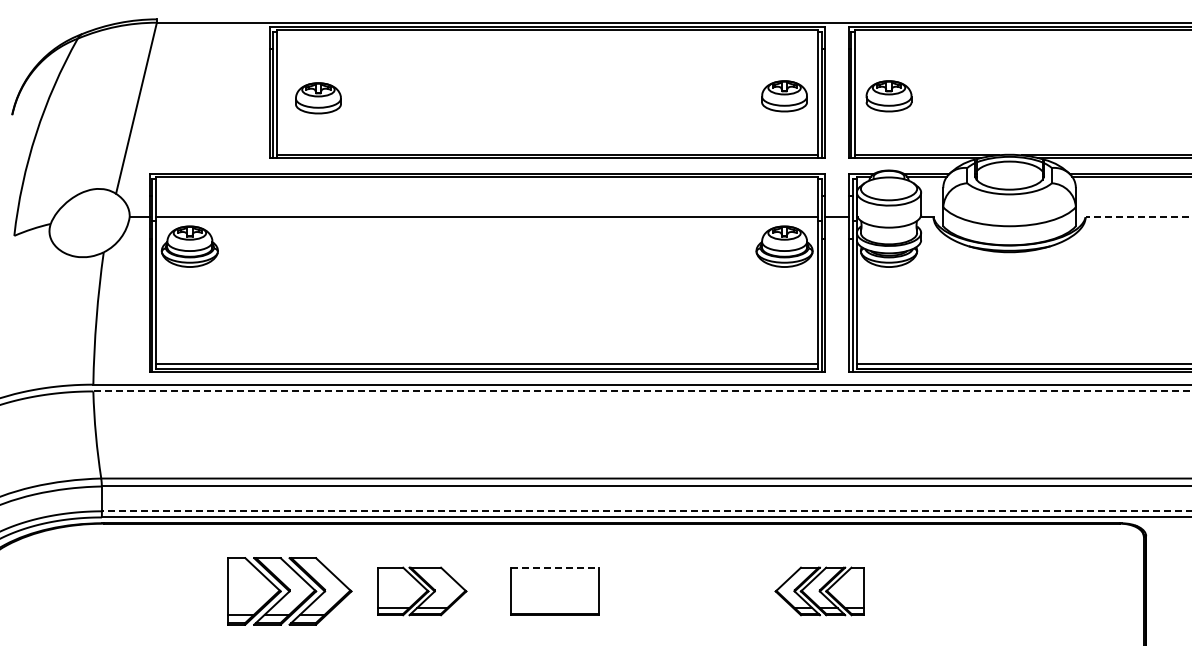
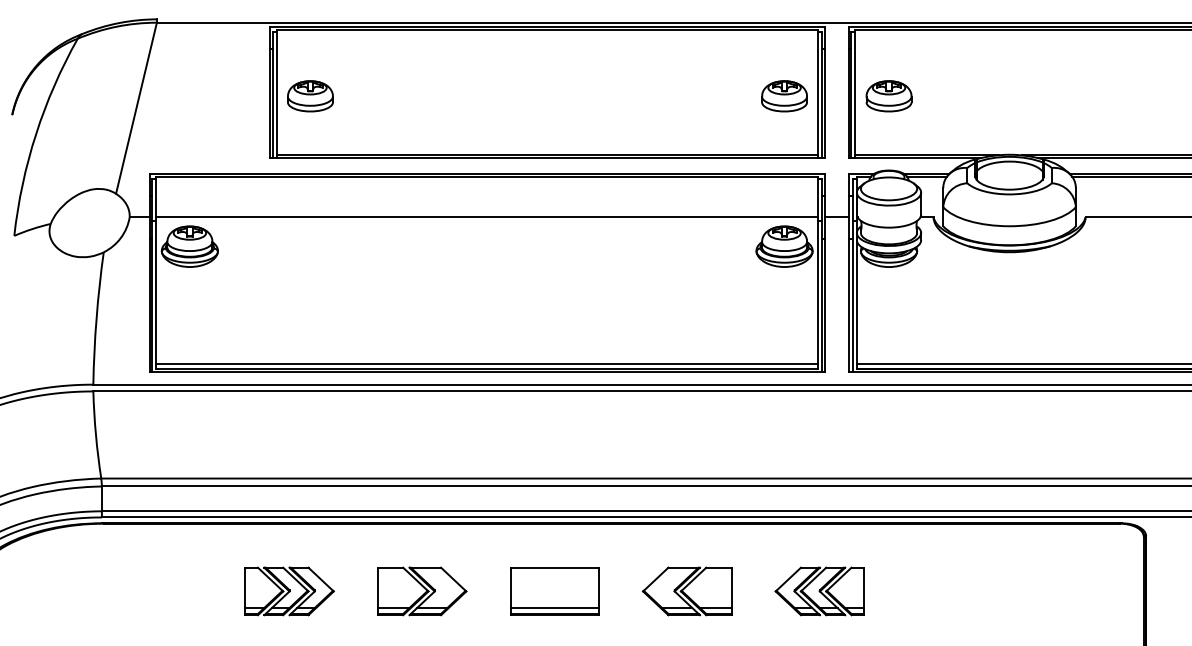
part position: (318, 98) -> (310, 96) (310, 96)
line: dashed -> solid (1138, 217)
line: dashed -> solid (642, 391)
line: dashed -> solid (646, 511)
line: dashed -> solid (555, 567)
part size: 126x69 px -> 91x51 px (289, 591)
part: none -> present (687, 591)
line: none -> present (554, 608)
